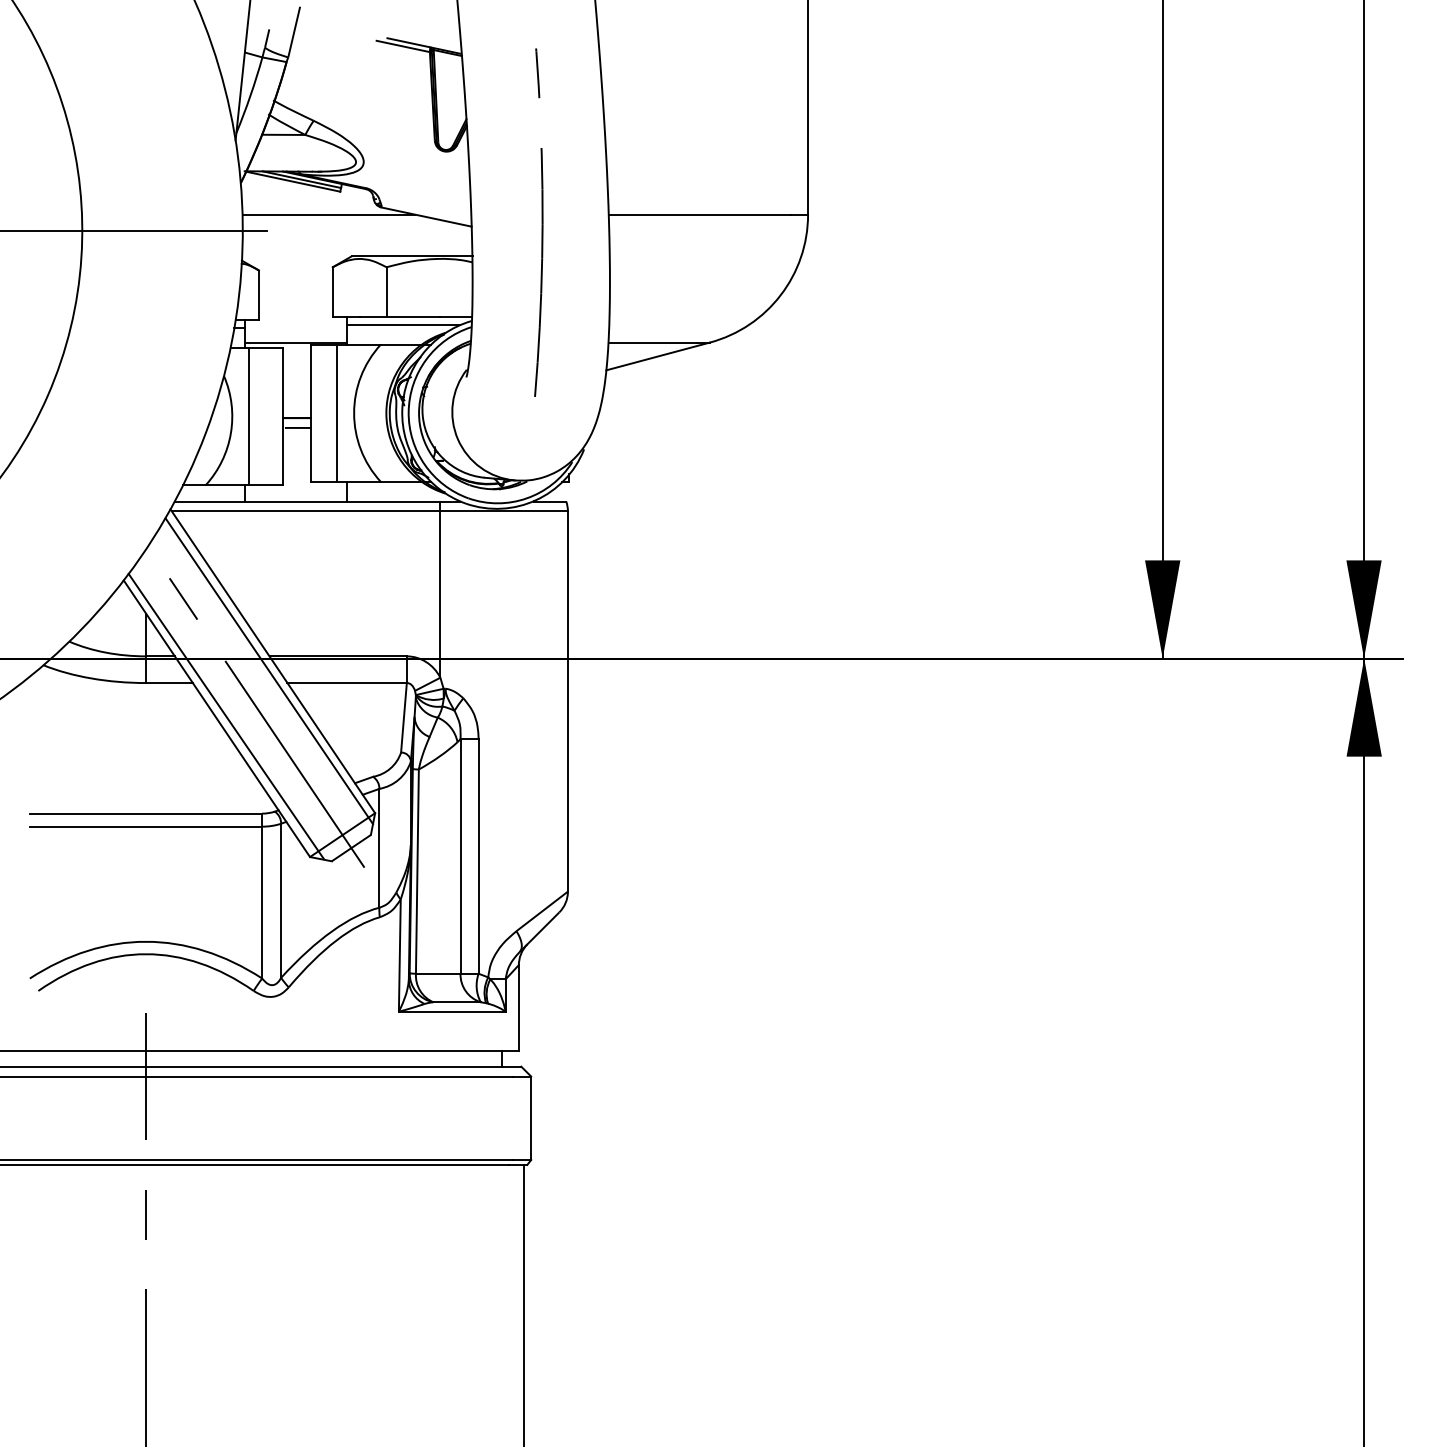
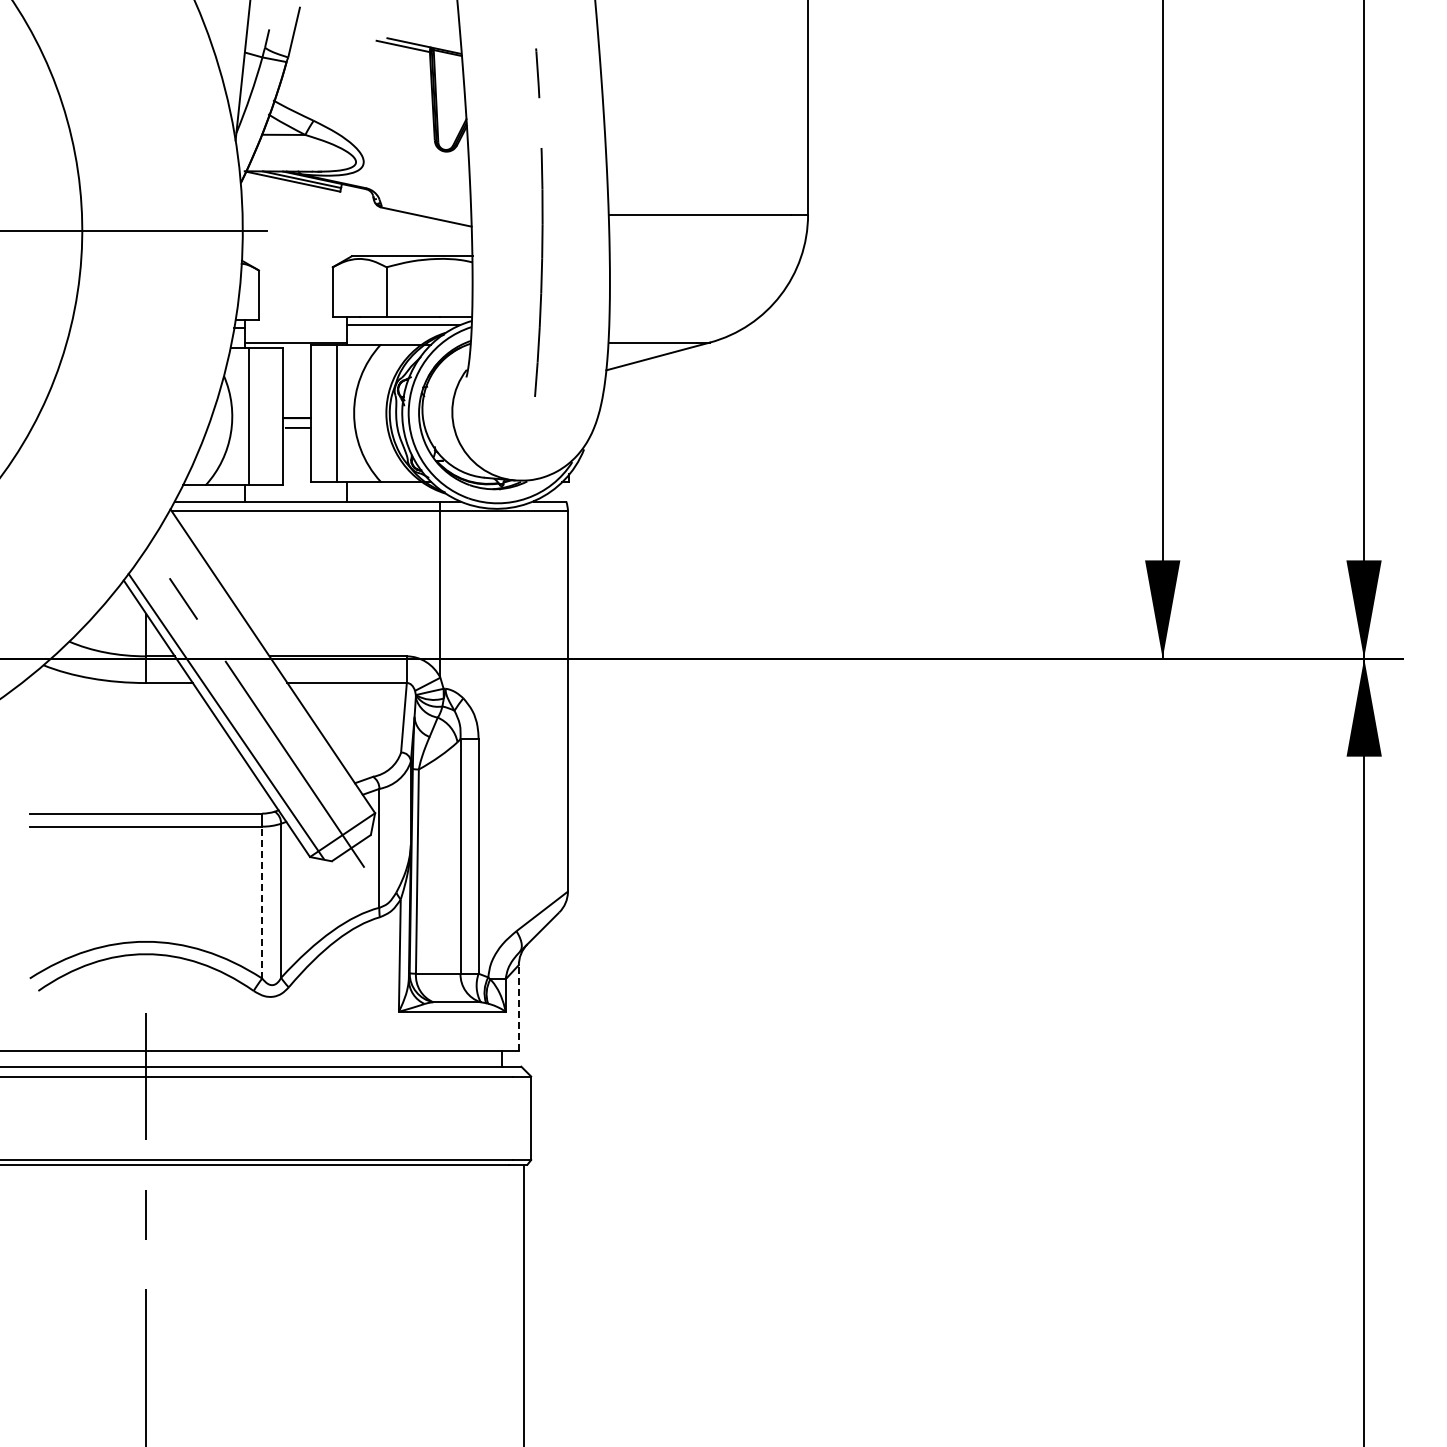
line: present -> none (328, 214)
line: present -> none (269, 671)
line: solid -> dashed (262, 902)
line: solid -> dashed (518, 1008)
